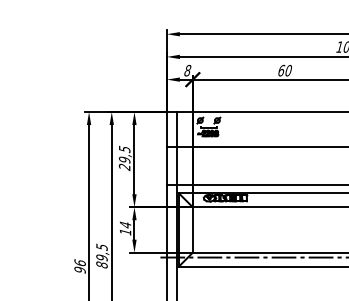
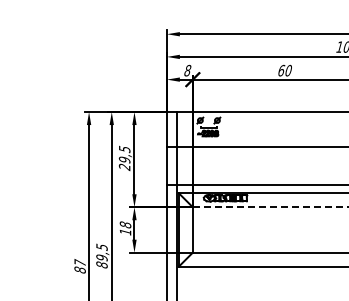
line: solid -> dashed (270, 207)
text: 14 -> 18 (125, 224)
line: present -> none (252, 257)
text: 96 -> 87 (79, 266)
